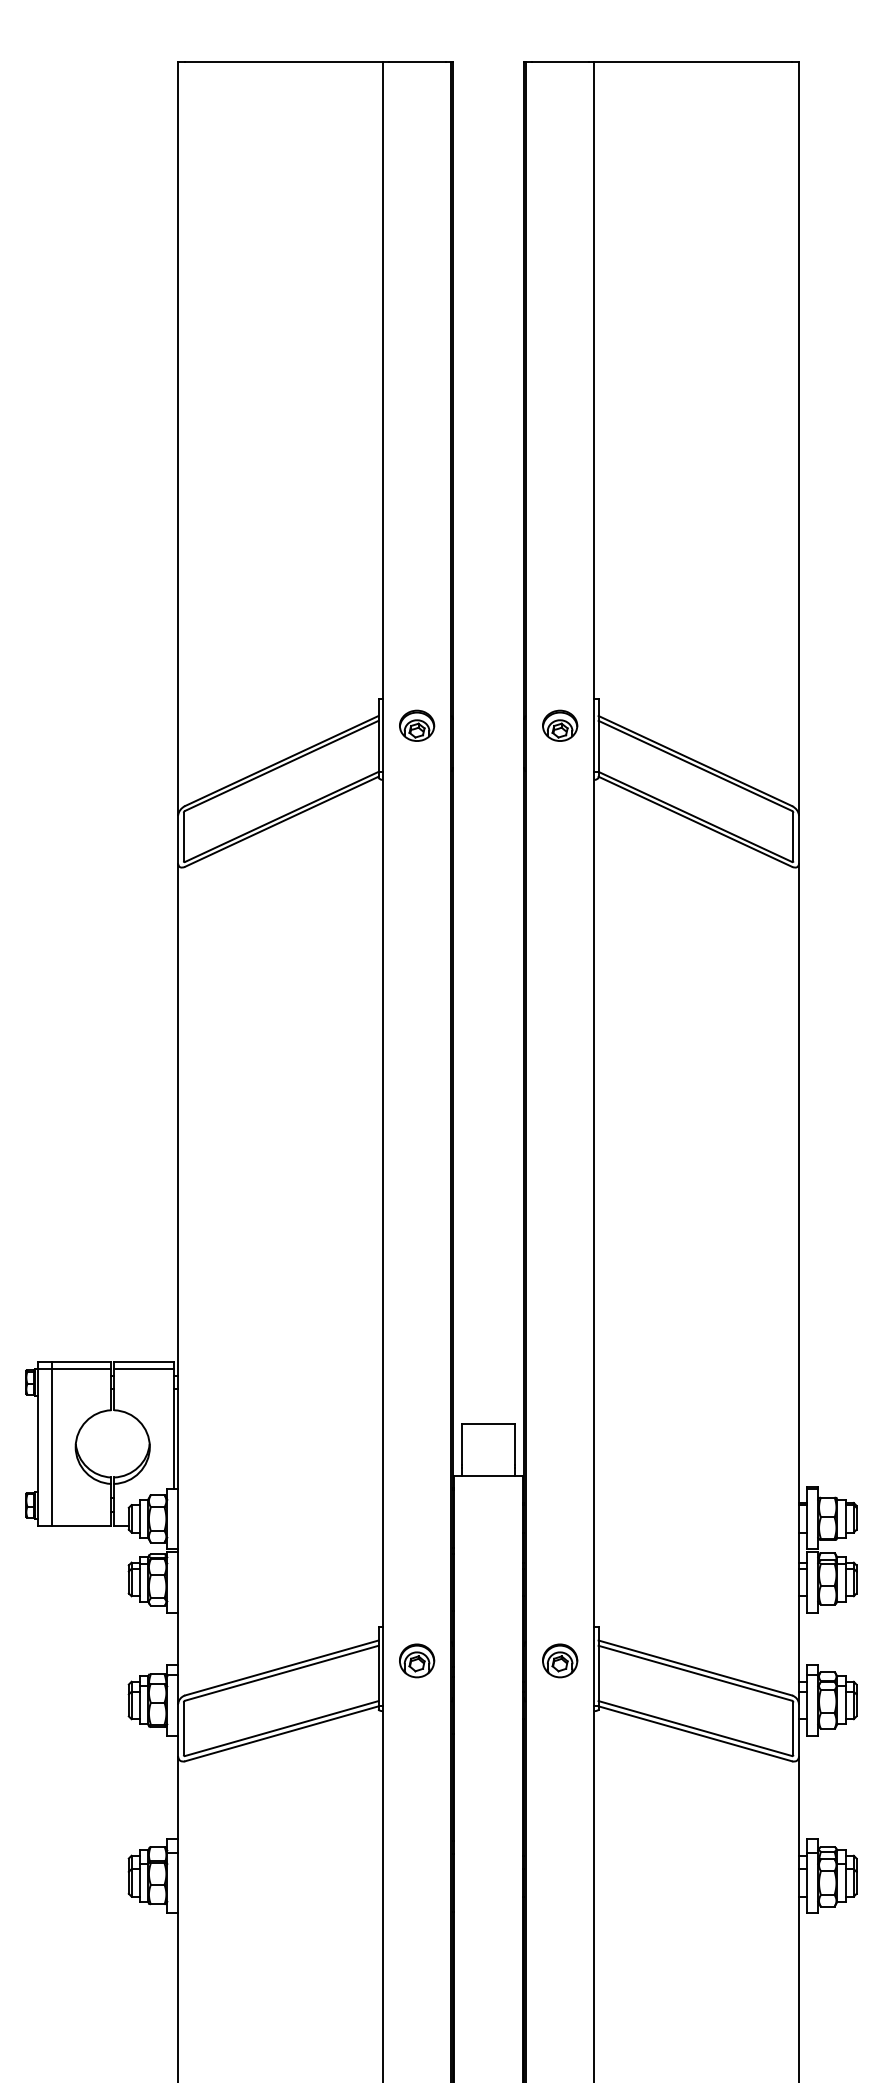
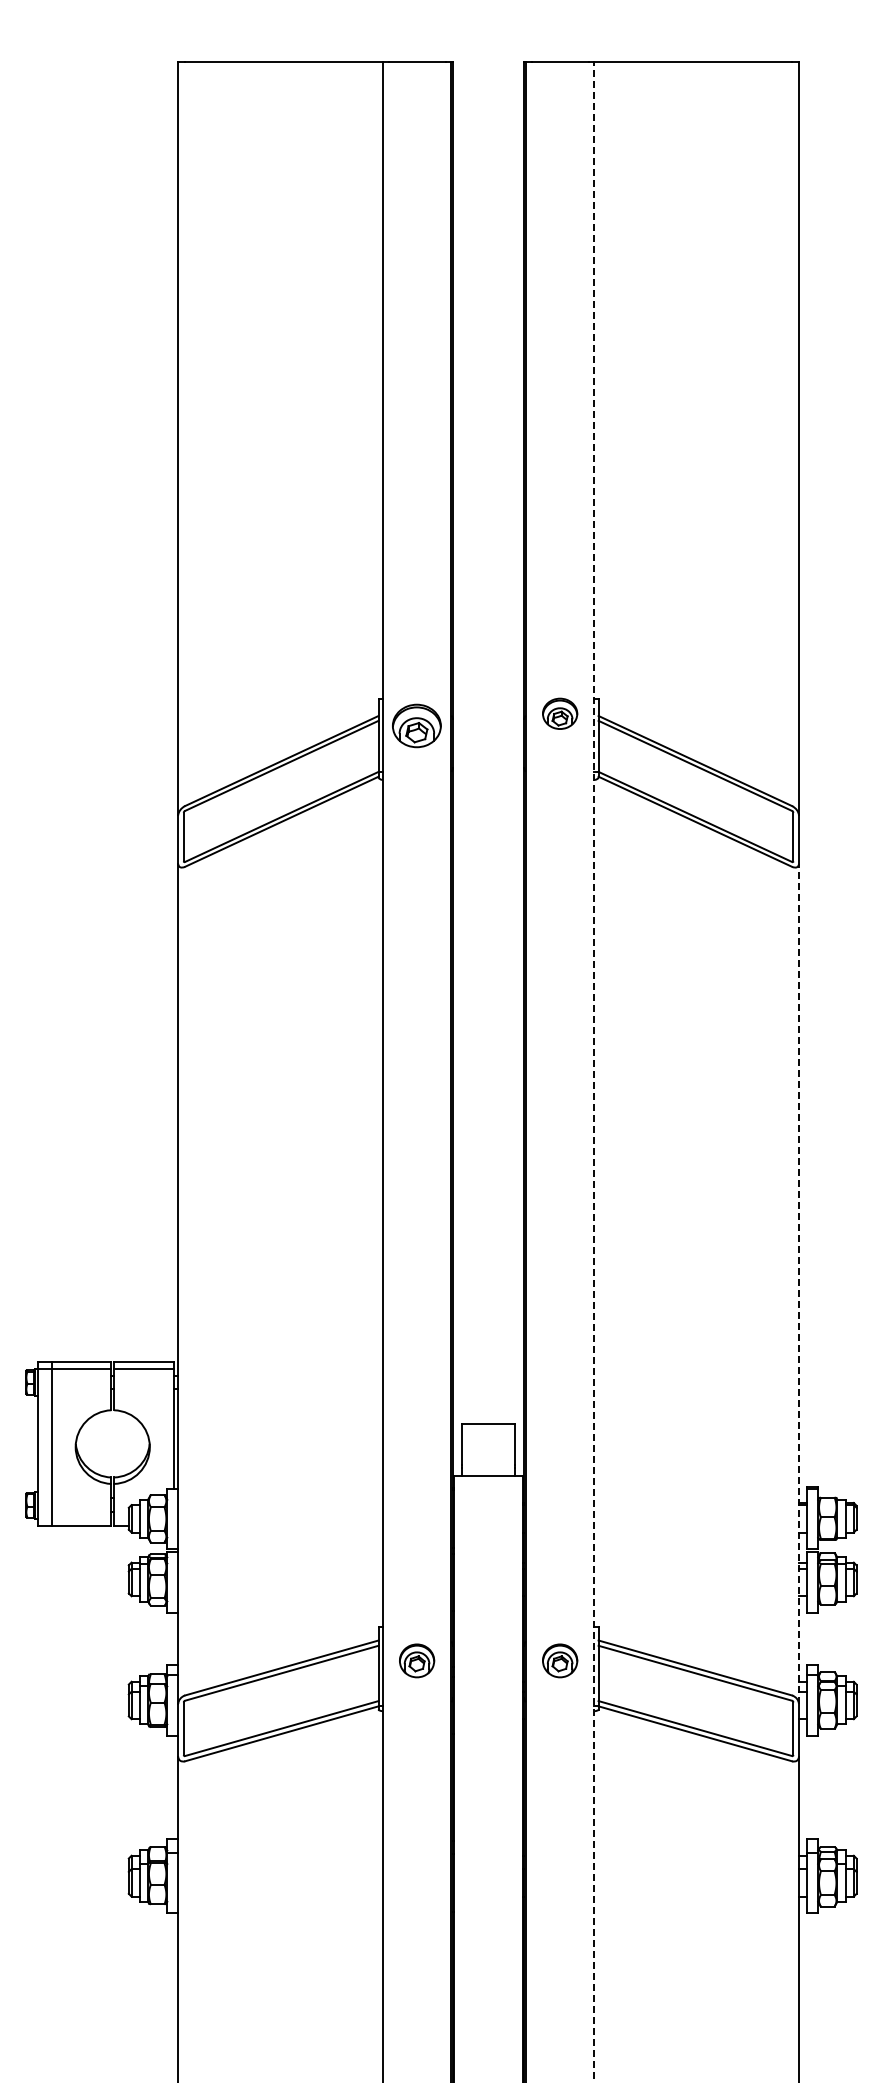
part size: 37x33 px -> 50x46 px (416, 725)
part position: (560, 725) -> (560, 713) (560, 713)
line: solid -> dashed (594, 1072)
line: solid -> dashed (798, 1283)
